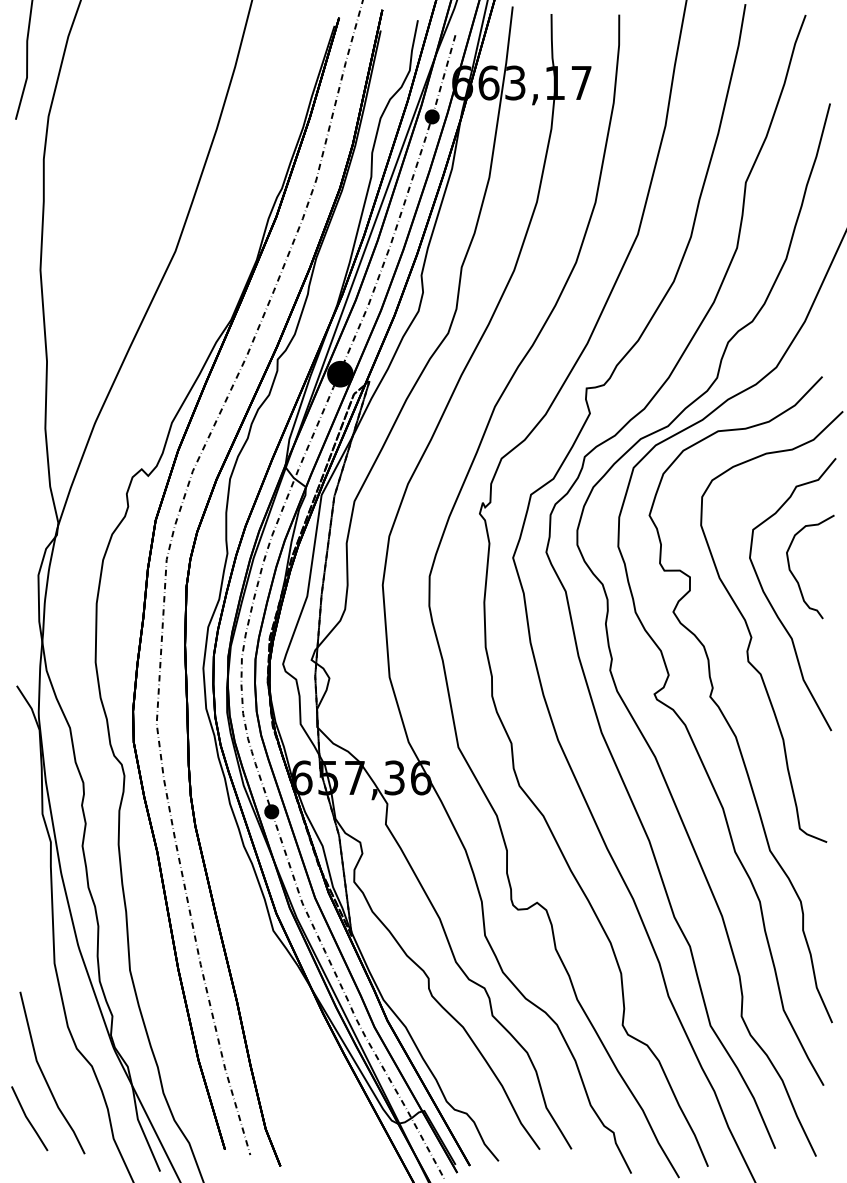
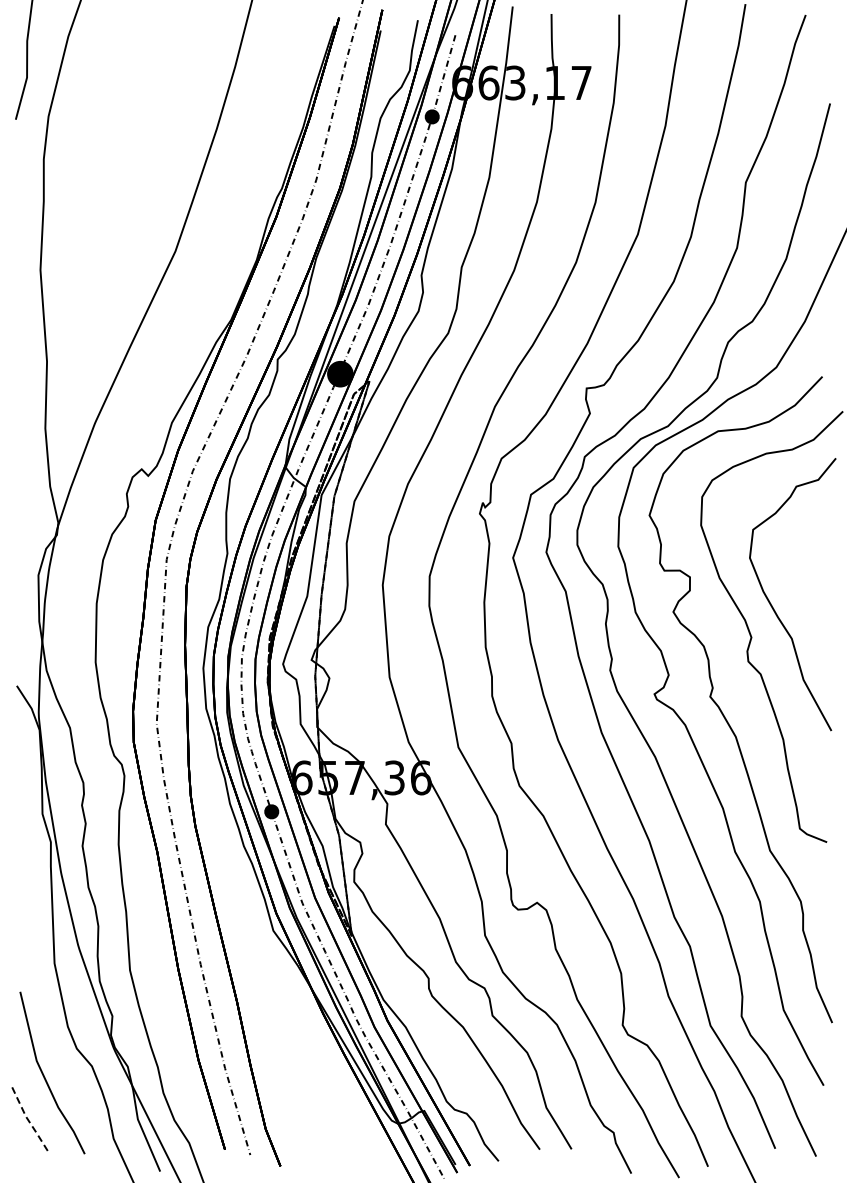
curve: present -> none (794, 575)
line: solid -> dashed (28, 1119)
